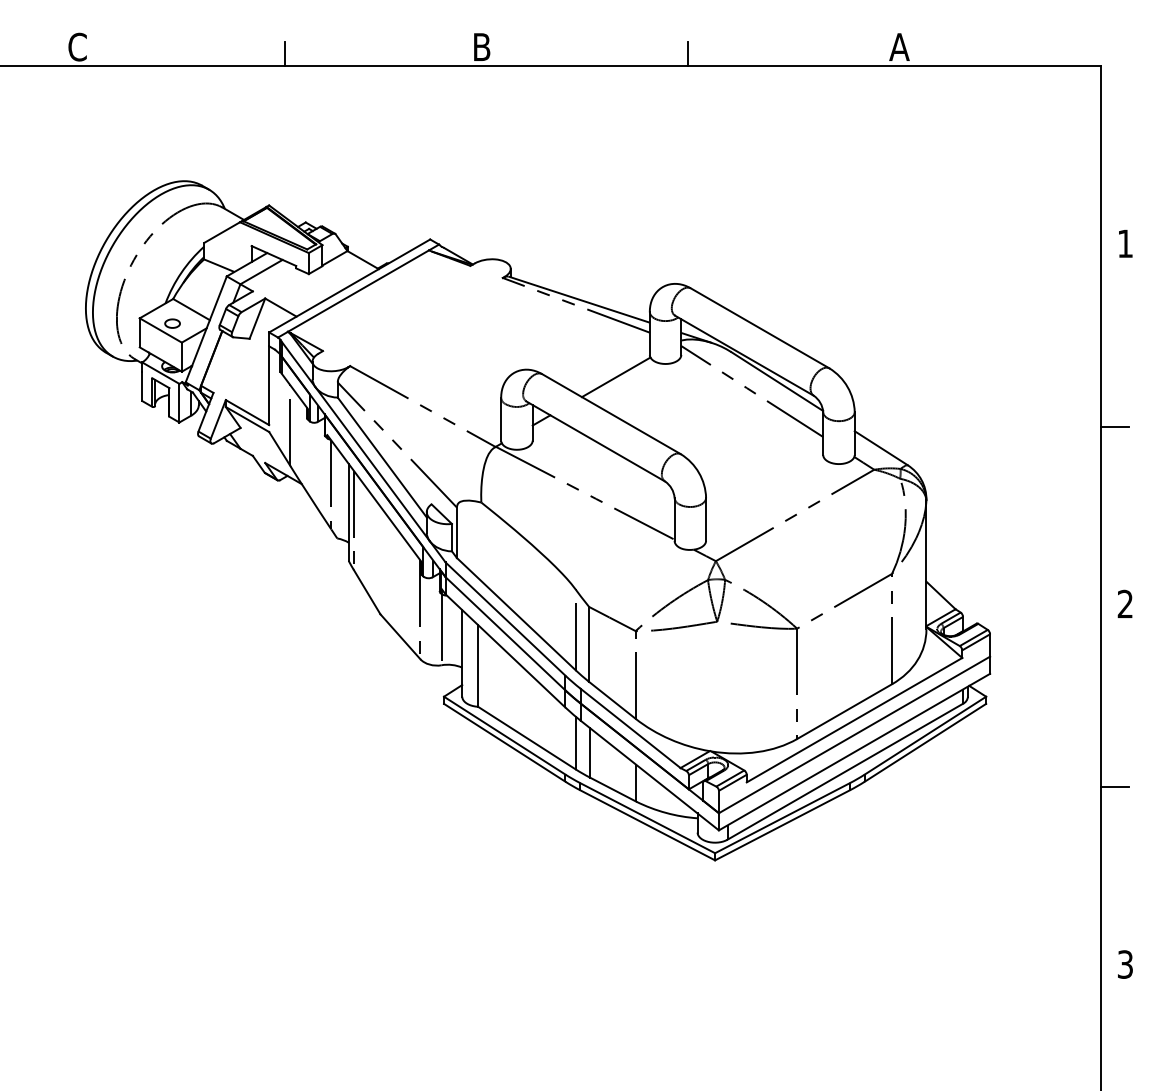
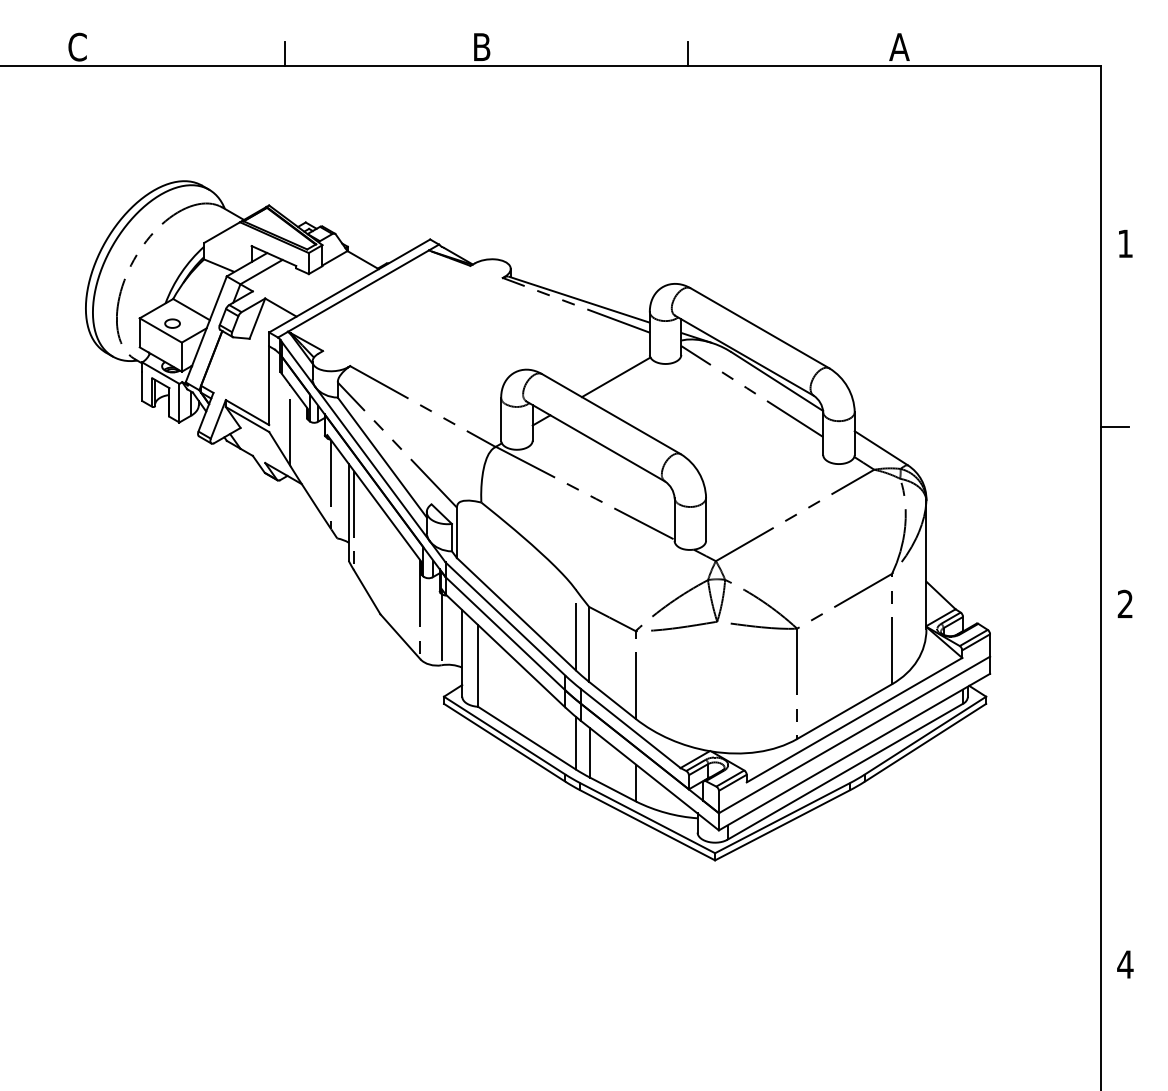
line: present -> none (1114, 787)
text: 3 -> 4 (1125, 964)
